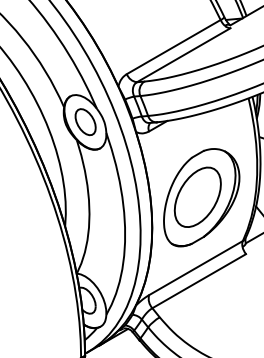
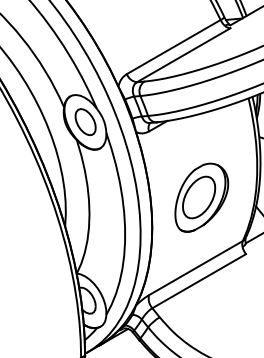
part size: 78x100 px -> 56x71 px (201, 197)
